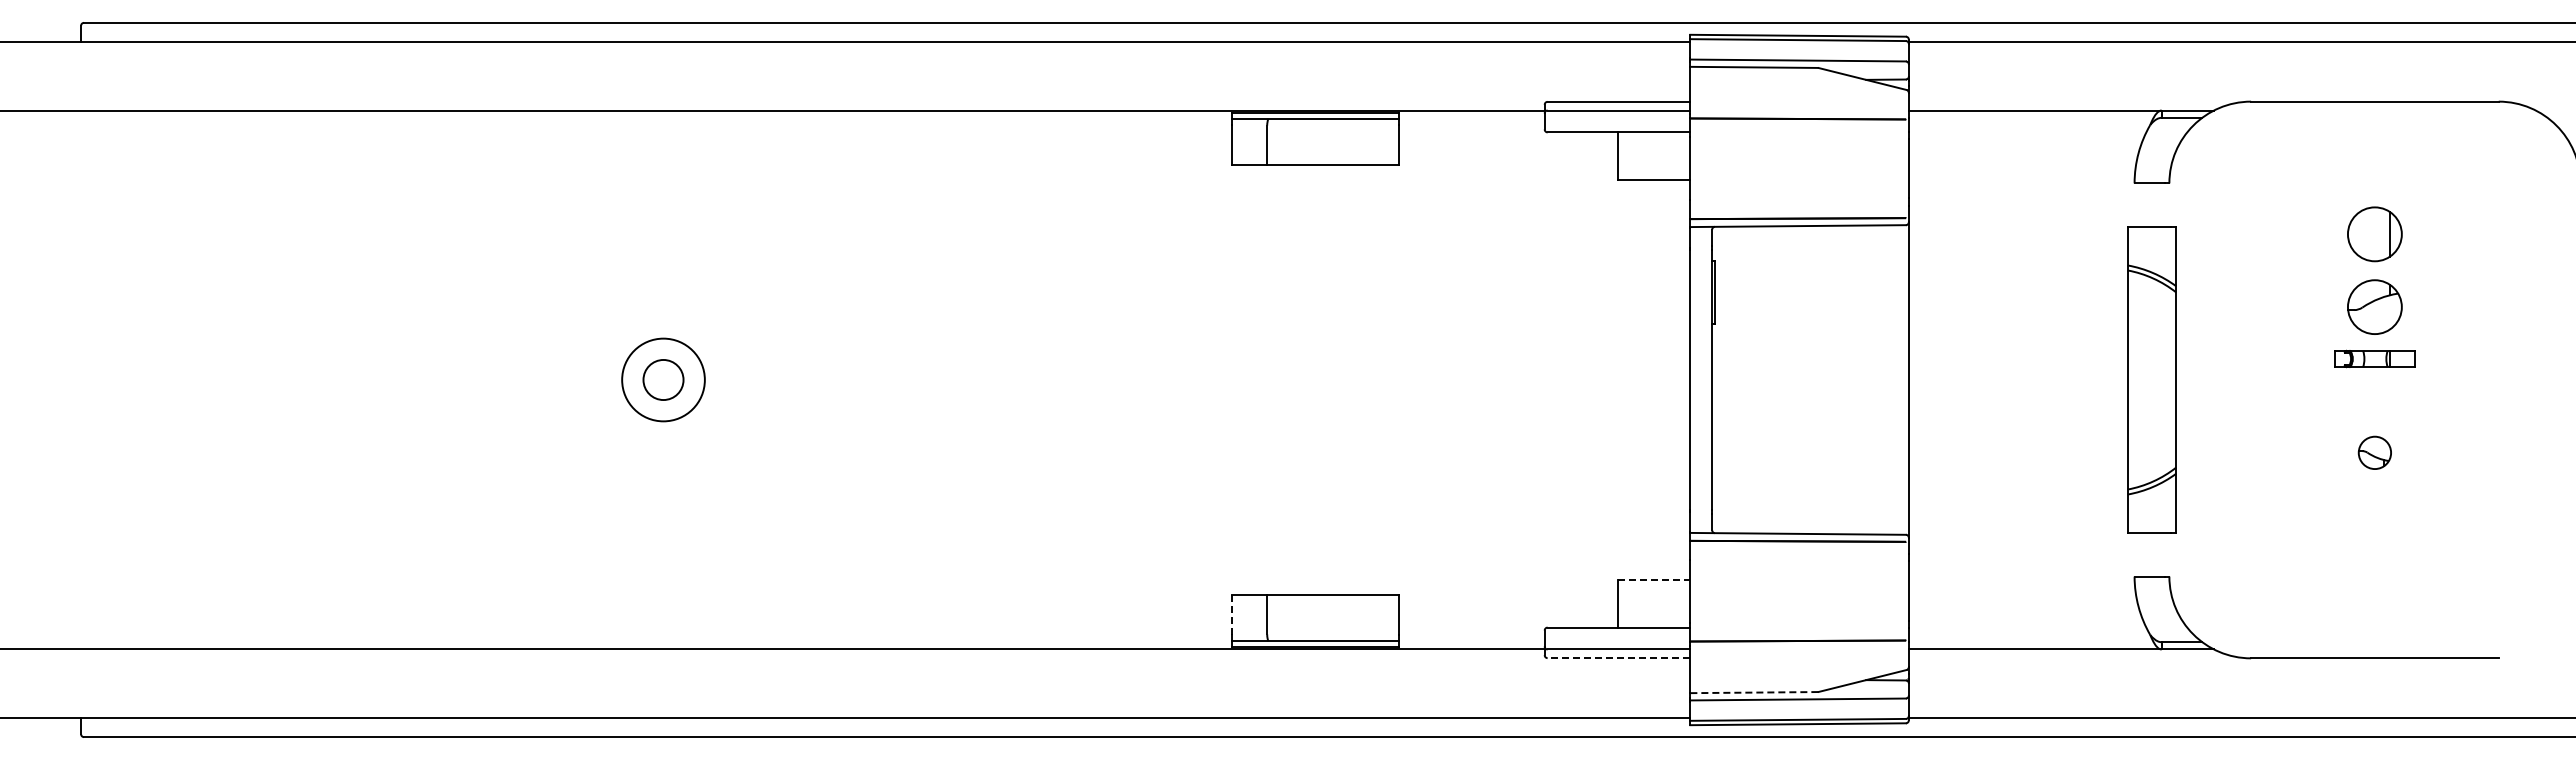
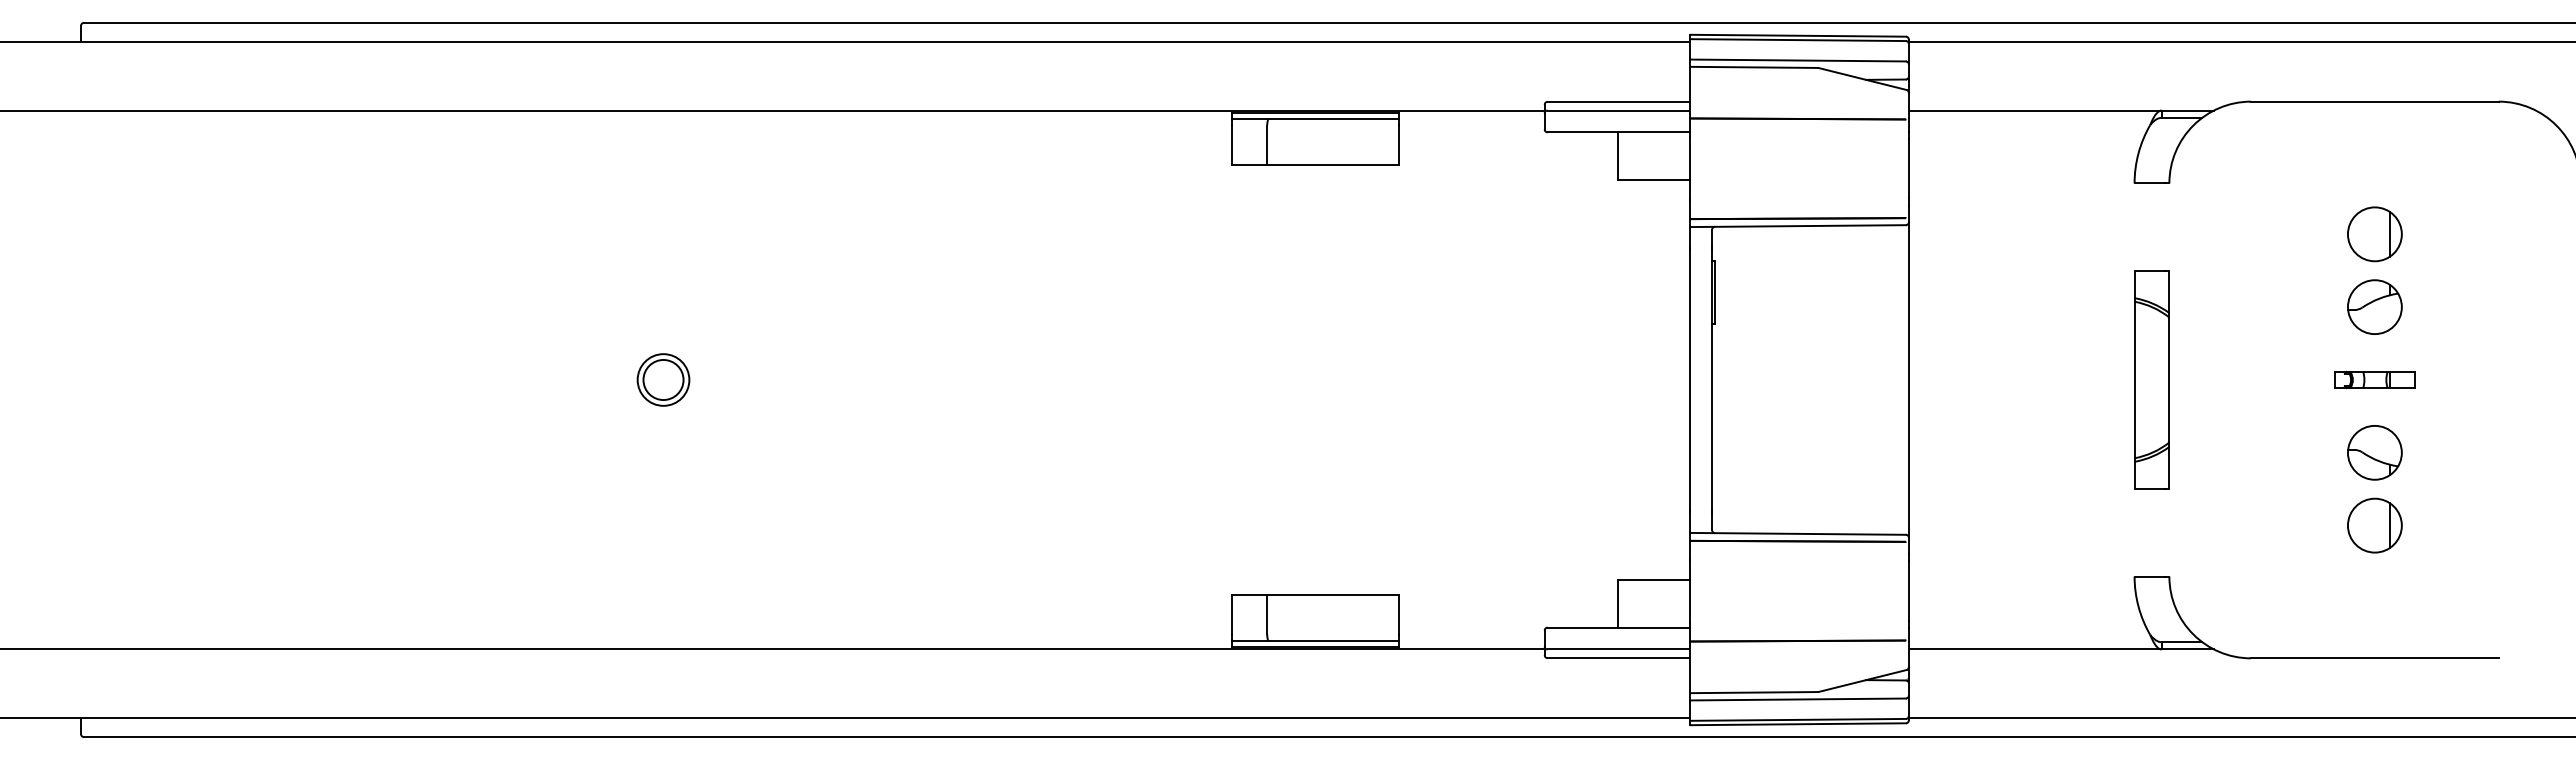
part position: (2374, 358) -> (2374, 379) (2374, 379)
circle diameter: 83 px -> 52 px (663, 379)
part size: 50x308 px -> 36x220 px (2151, 379)
part size: 35x35 px -> 56x56 px (2374, 452)
part: none -> present (2374, 525)
line: dashed -> solid (1654, 580)
line: dashed -> solid (1231, 614)
line: dashed -> solid (1618, 658)
line: dashed -> solid (1754, 692)
